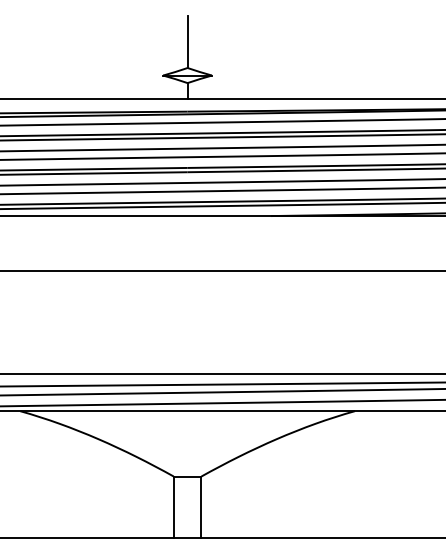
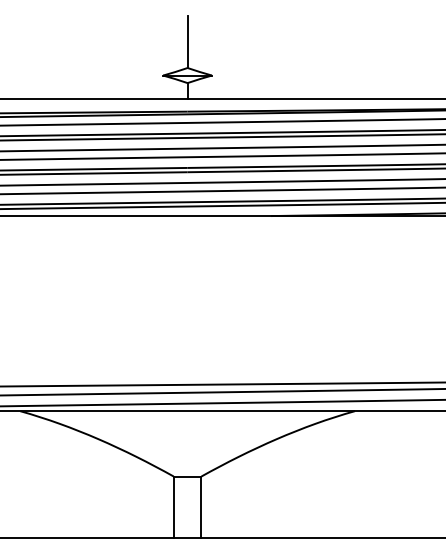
line: present -> none (222, 270)
line: present -> none (222, 373)
